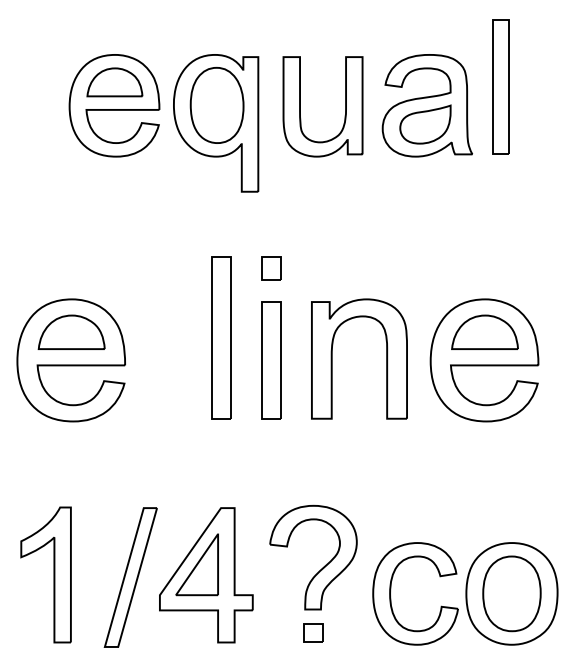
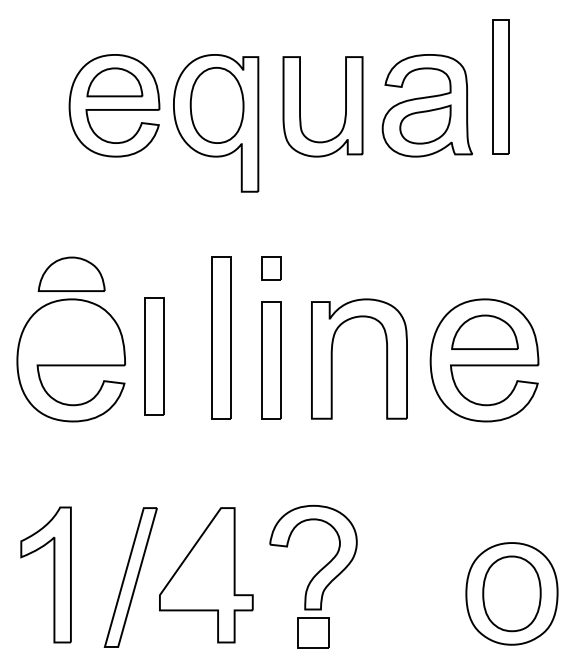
part position: (71, 331) -> (71, 273) (71, 273)
part: none -> present (154, 356)
part: present -> none (196, 564)
part: present -> none (391, 590)
part size: 21x20 px -> 33x32 px (313, 632)
